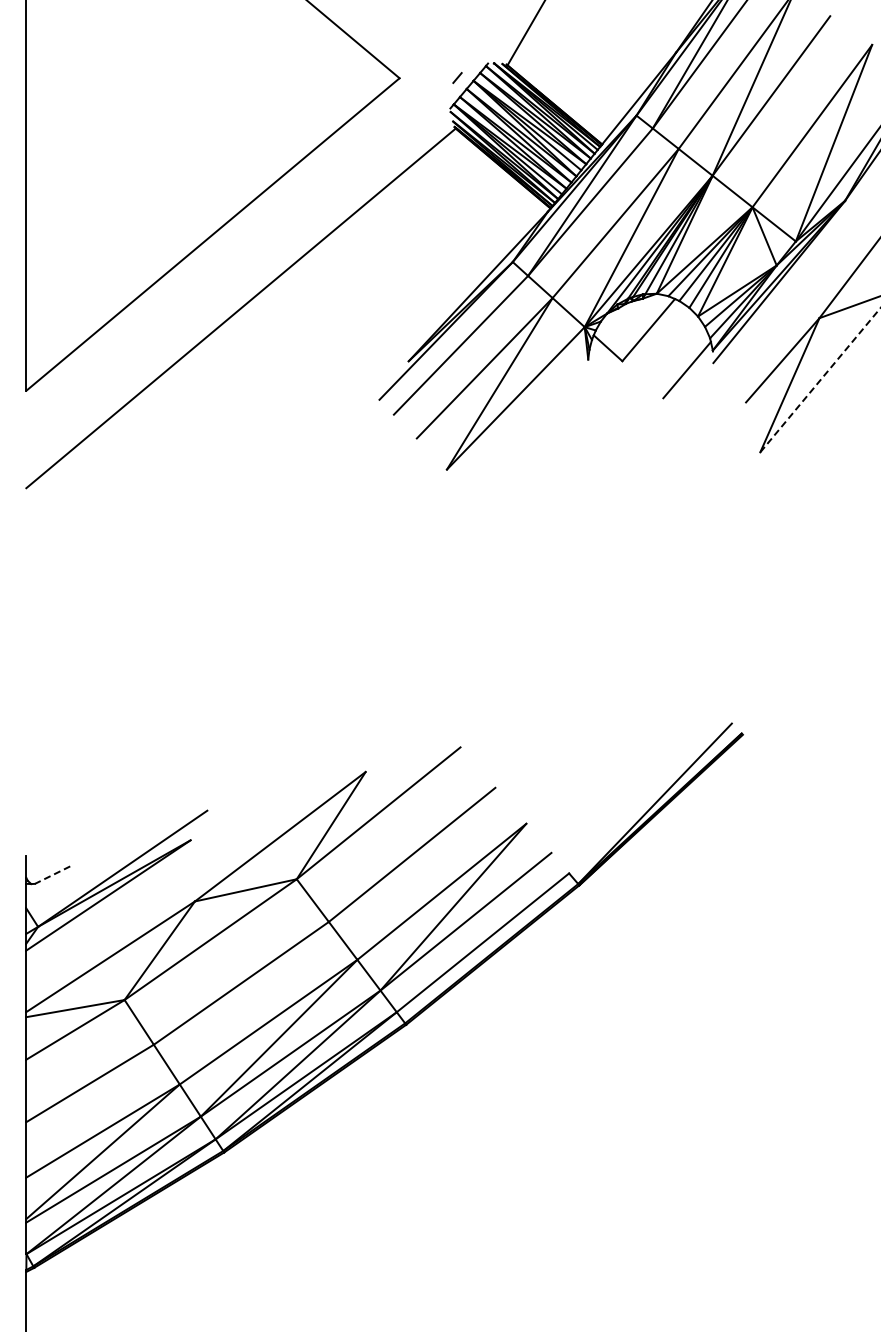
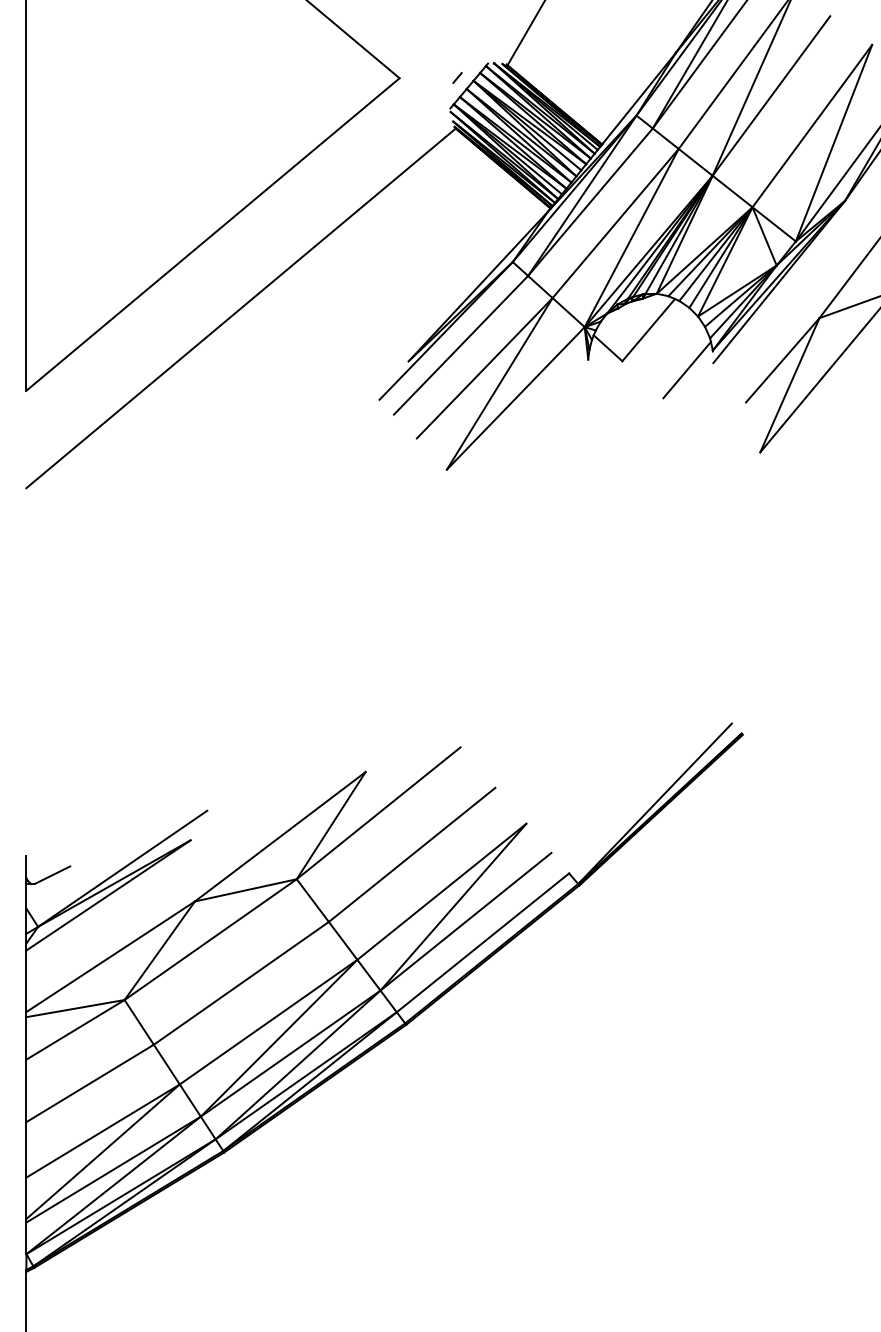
line: dashed -> solid (820, 380)
line: dashed -> solid (52, 875)
